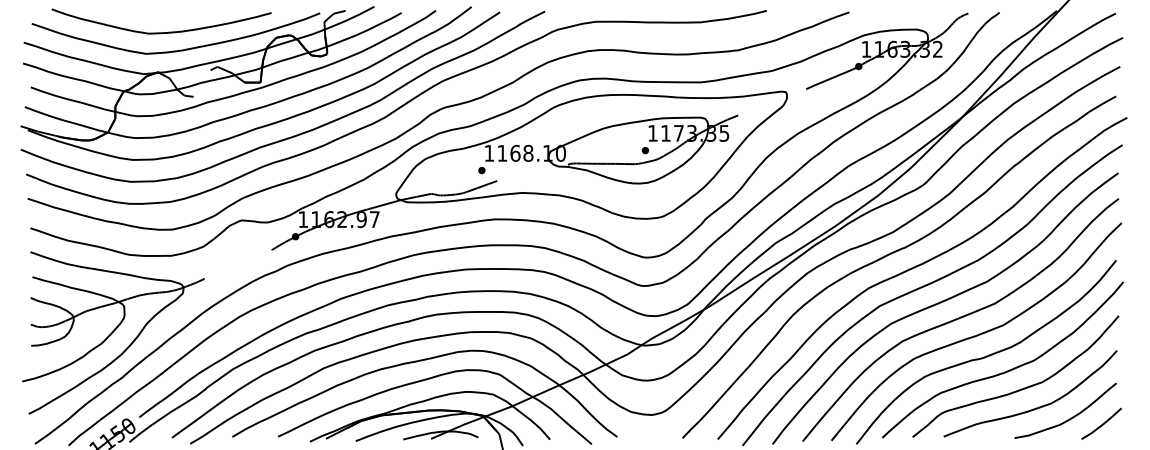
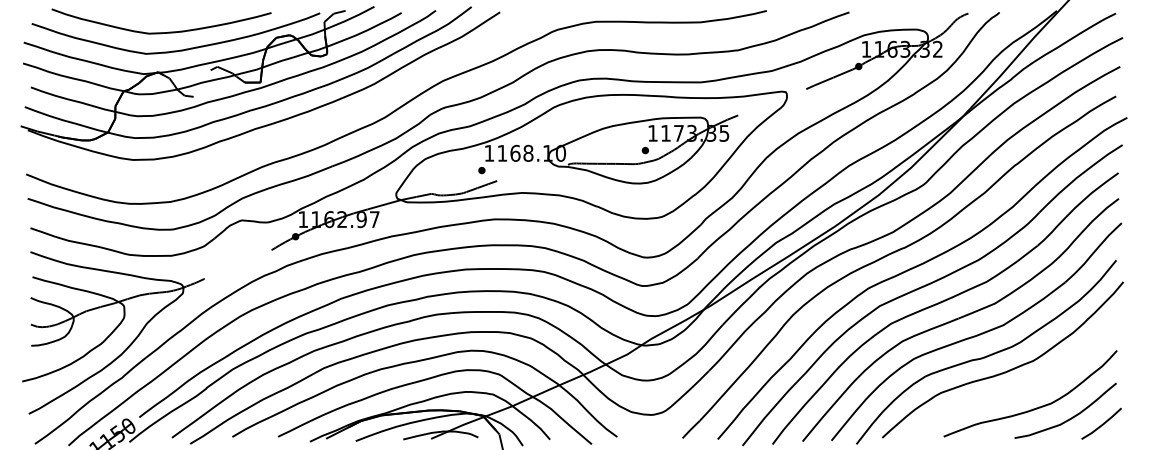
curve: present -> none (296, 134)
curve: present -> none (1018, 389)
